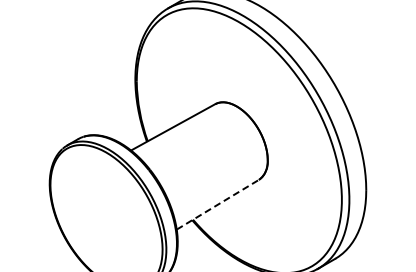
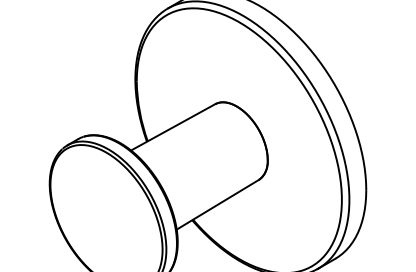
line: dashed -> solid (218, 204)
